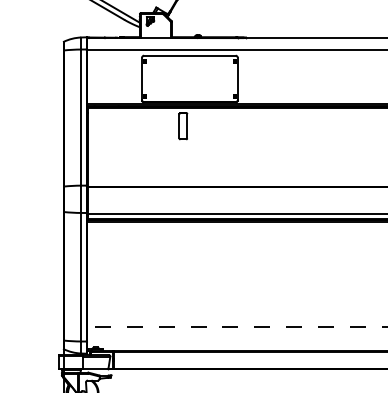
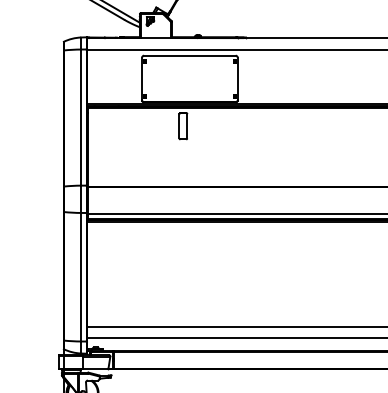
line: dashed -> solid (236, 326)
line: none -> present (235, 338)
